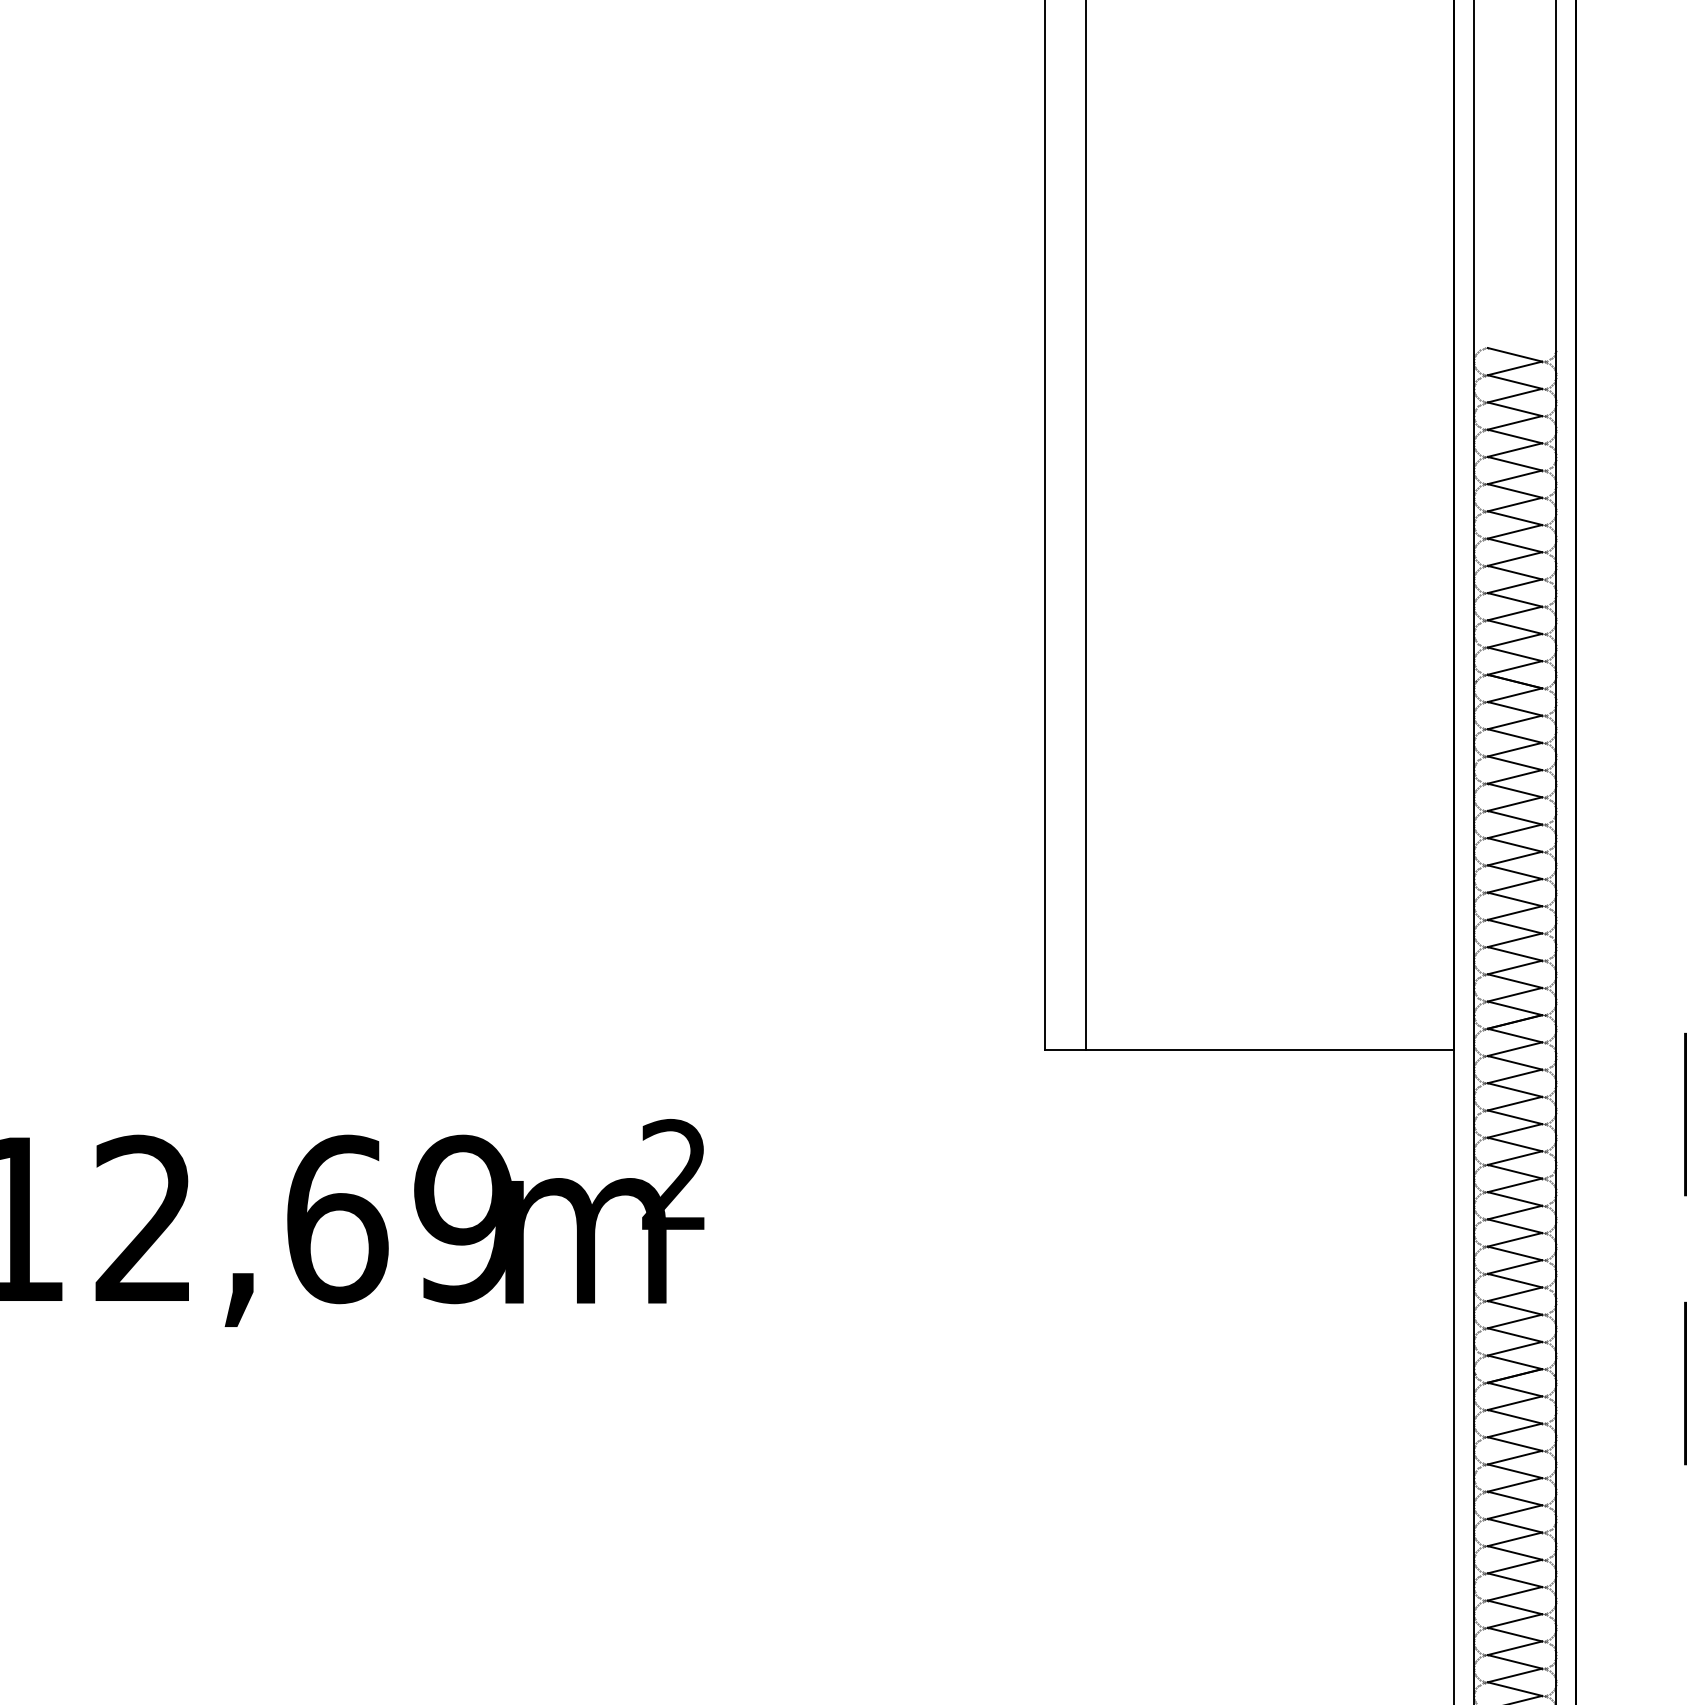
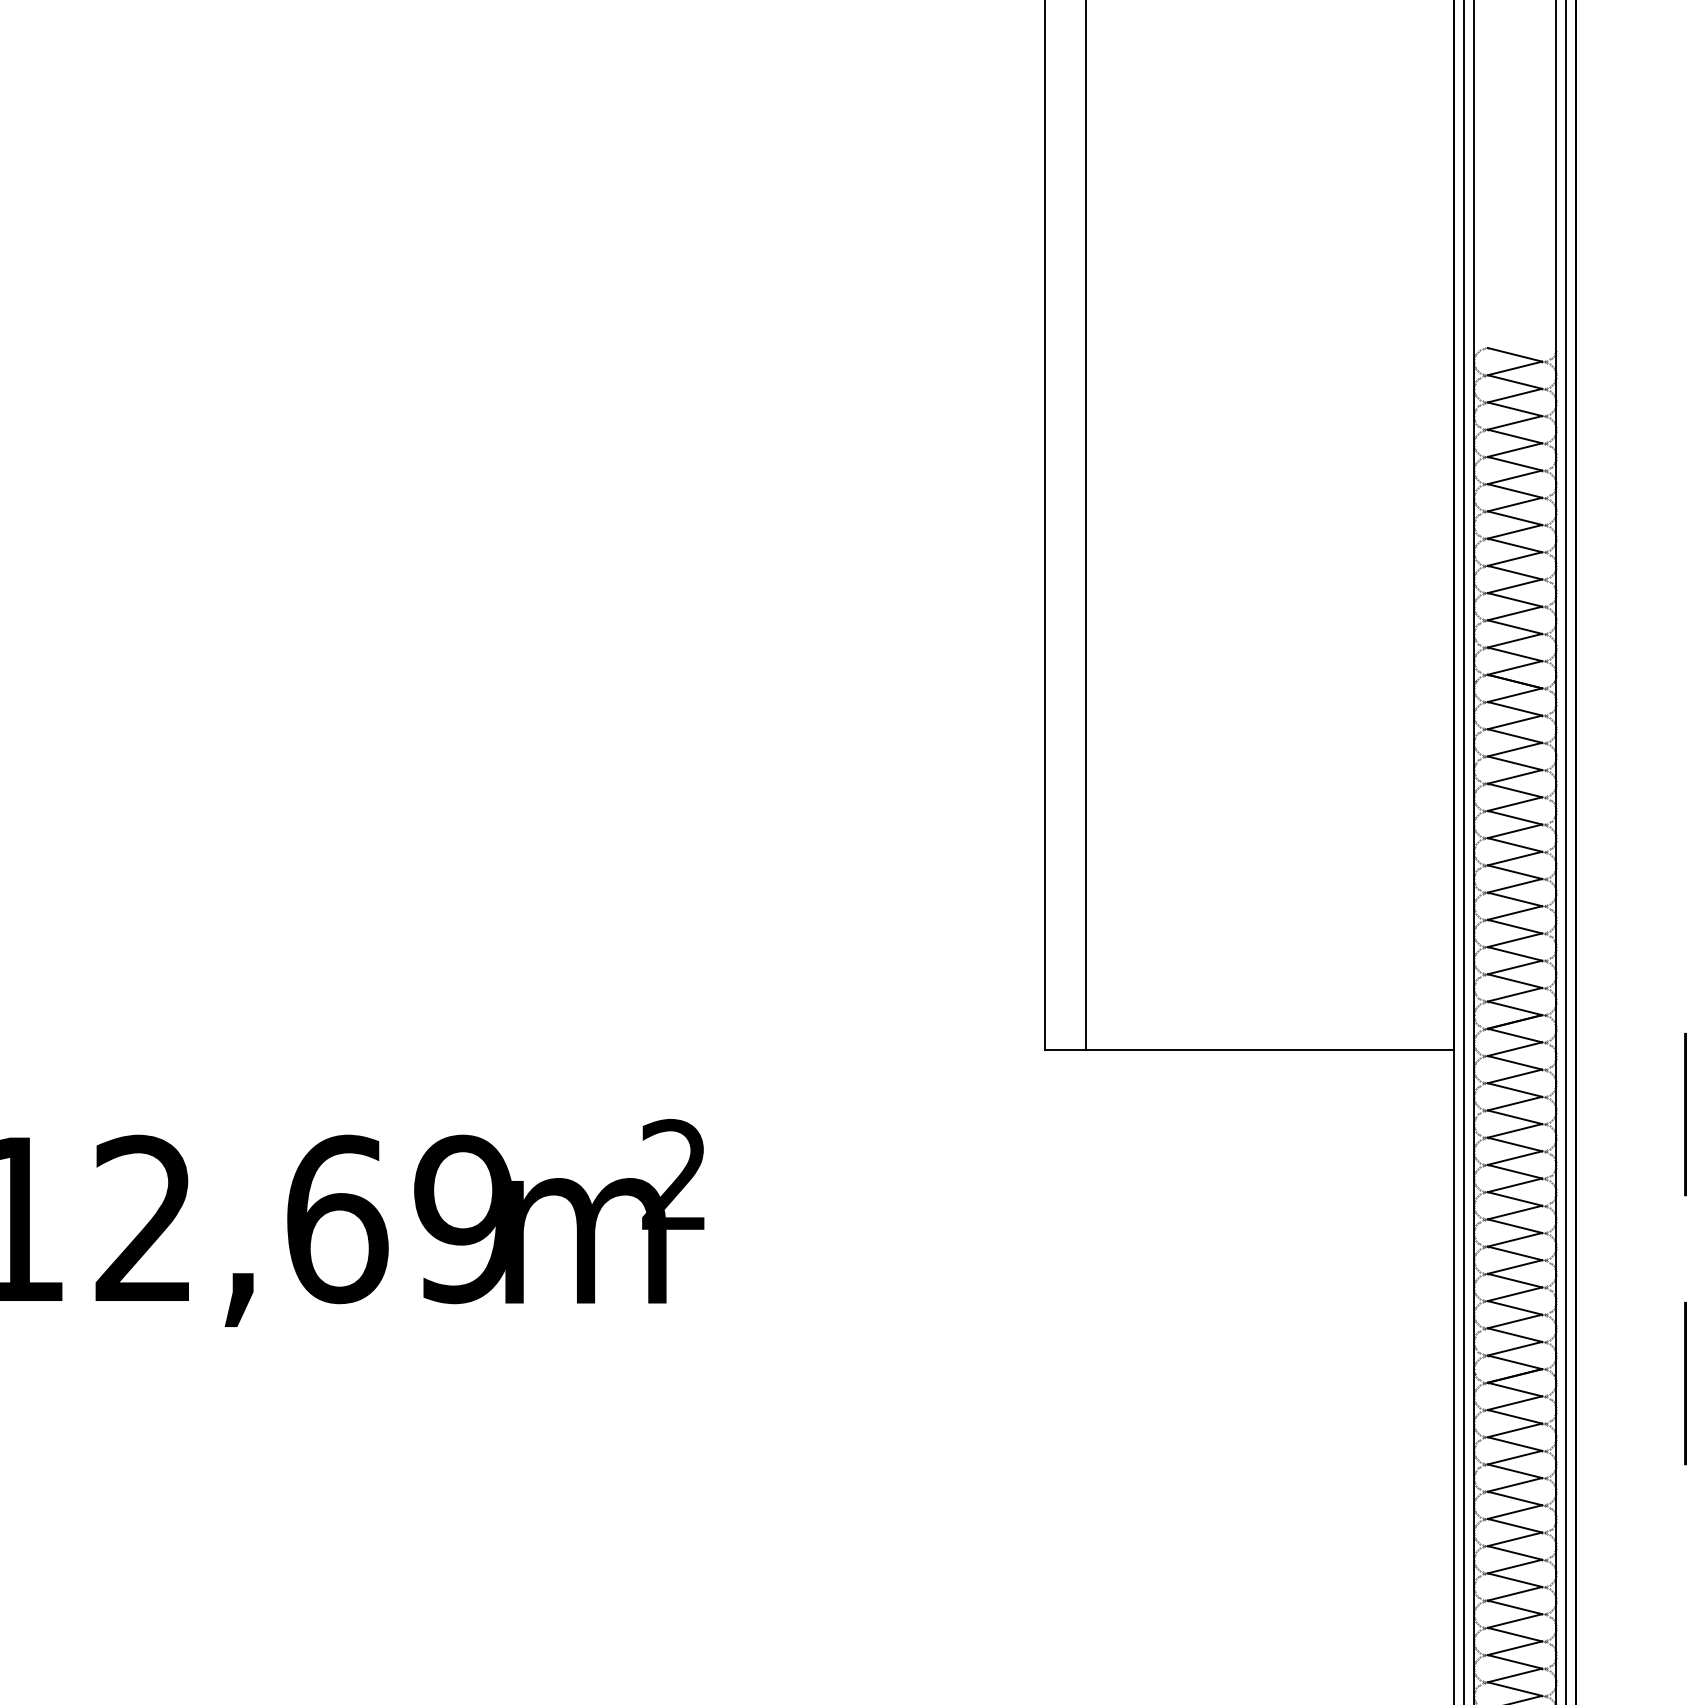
line: none -> present (1463, 851)
line: none -> present (1566, 851)
